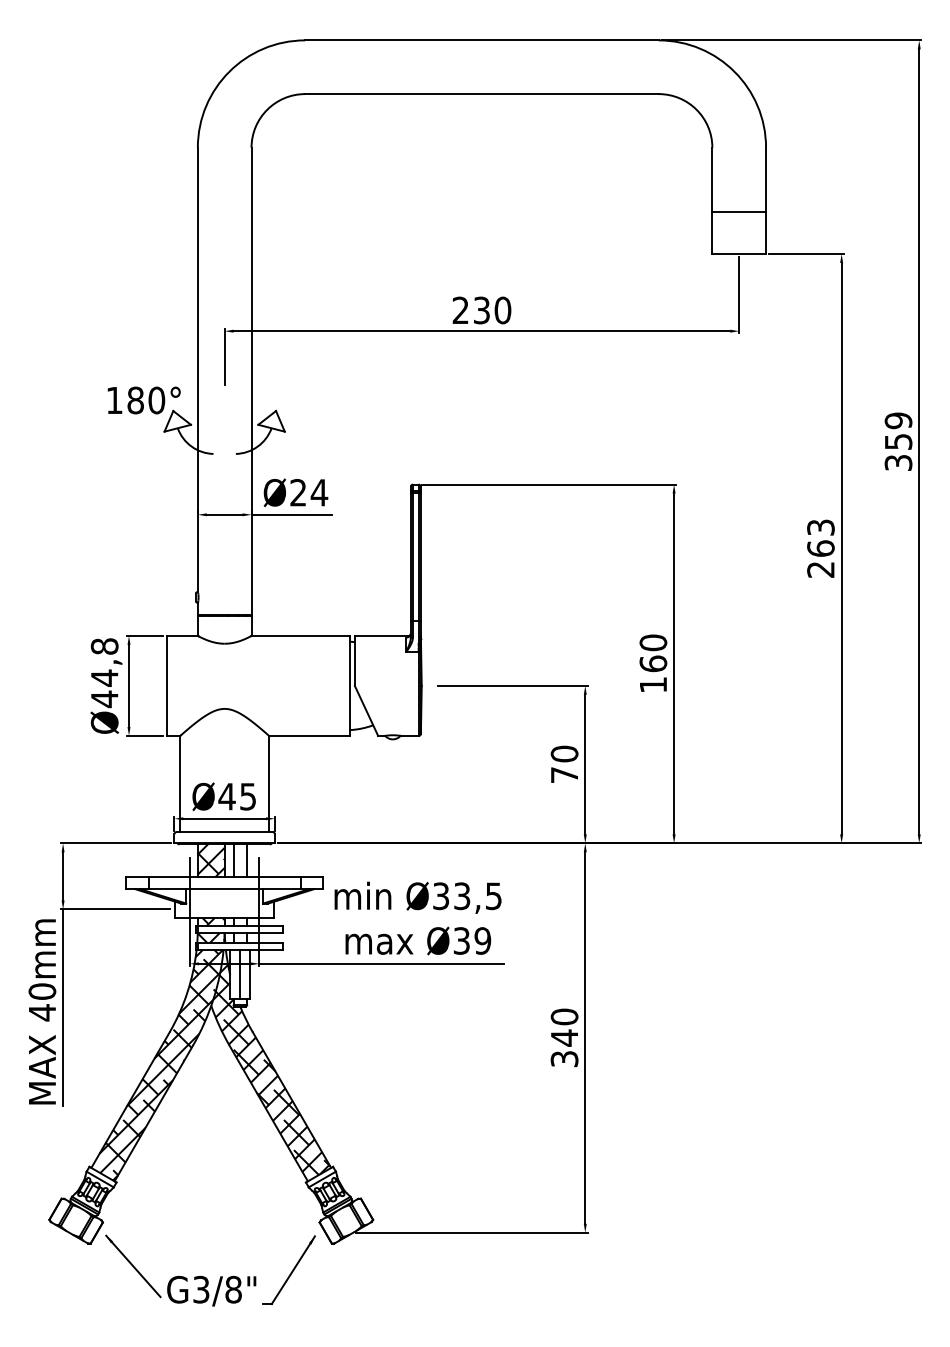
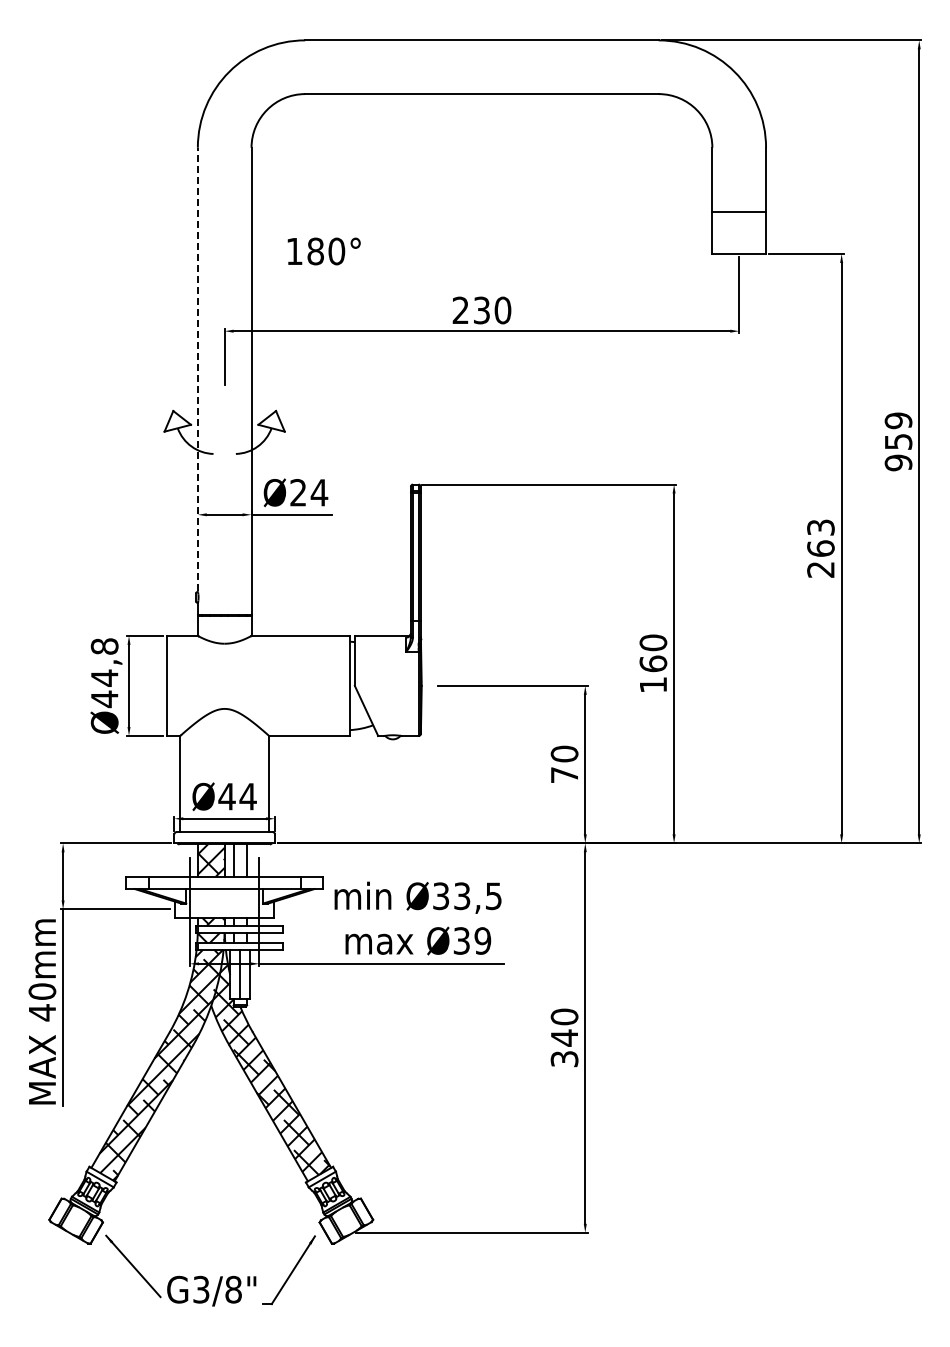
line: solid -> dashed (197, 369)
text position: (143, 400) -> (323, 251) (323, 251)
text: 359 -> 959 (898, 462)
text: Ø45 -> Ø44 (247, 796)
